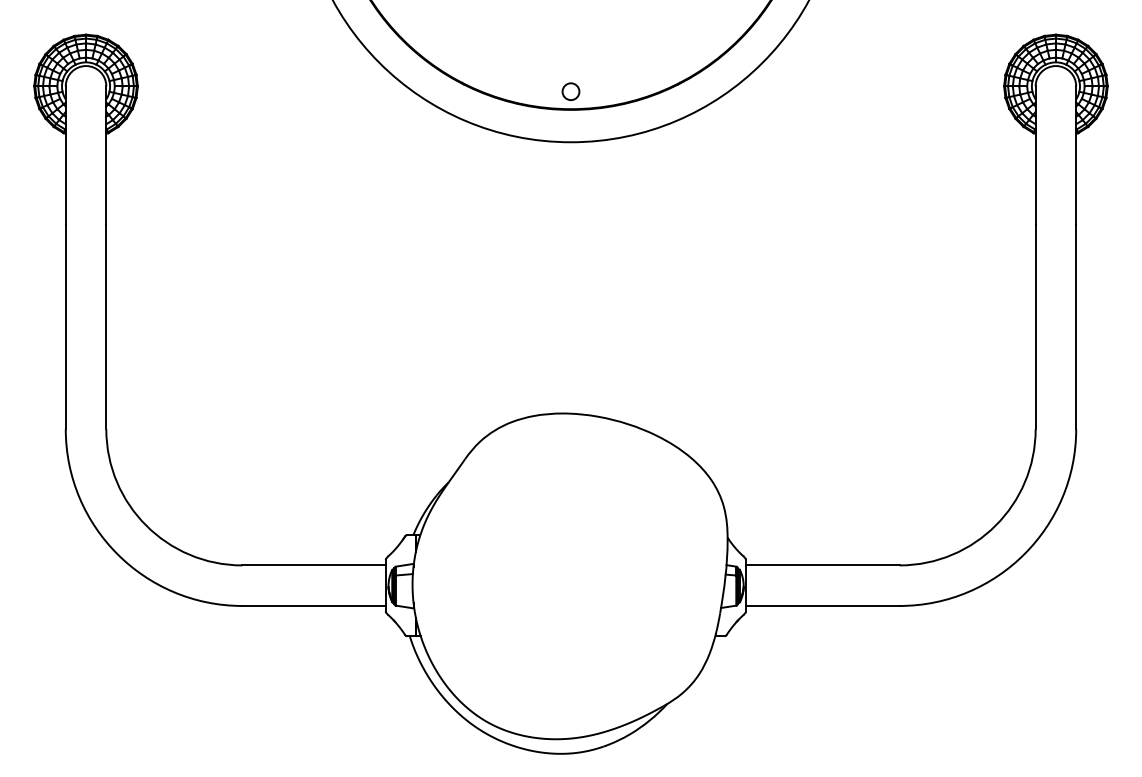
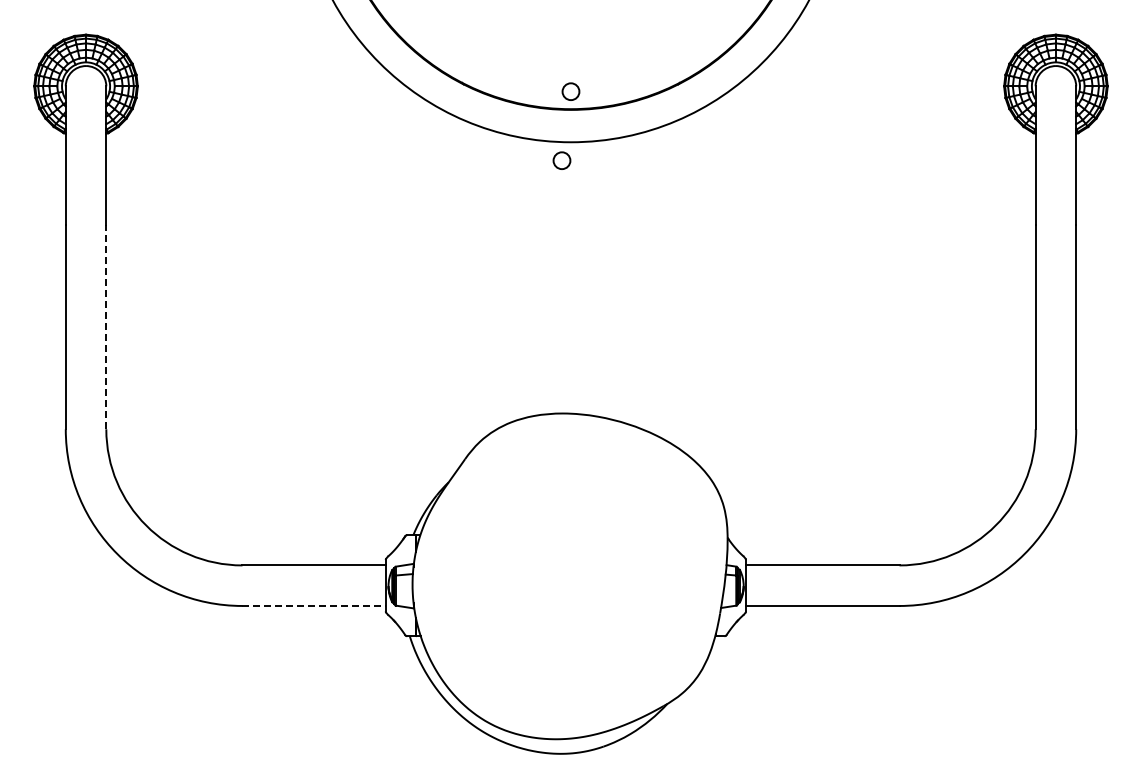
circle: none -> present (561, 160)
line: solid -> dashed (106, 326)
line: solid -> dashed (314, 605)
